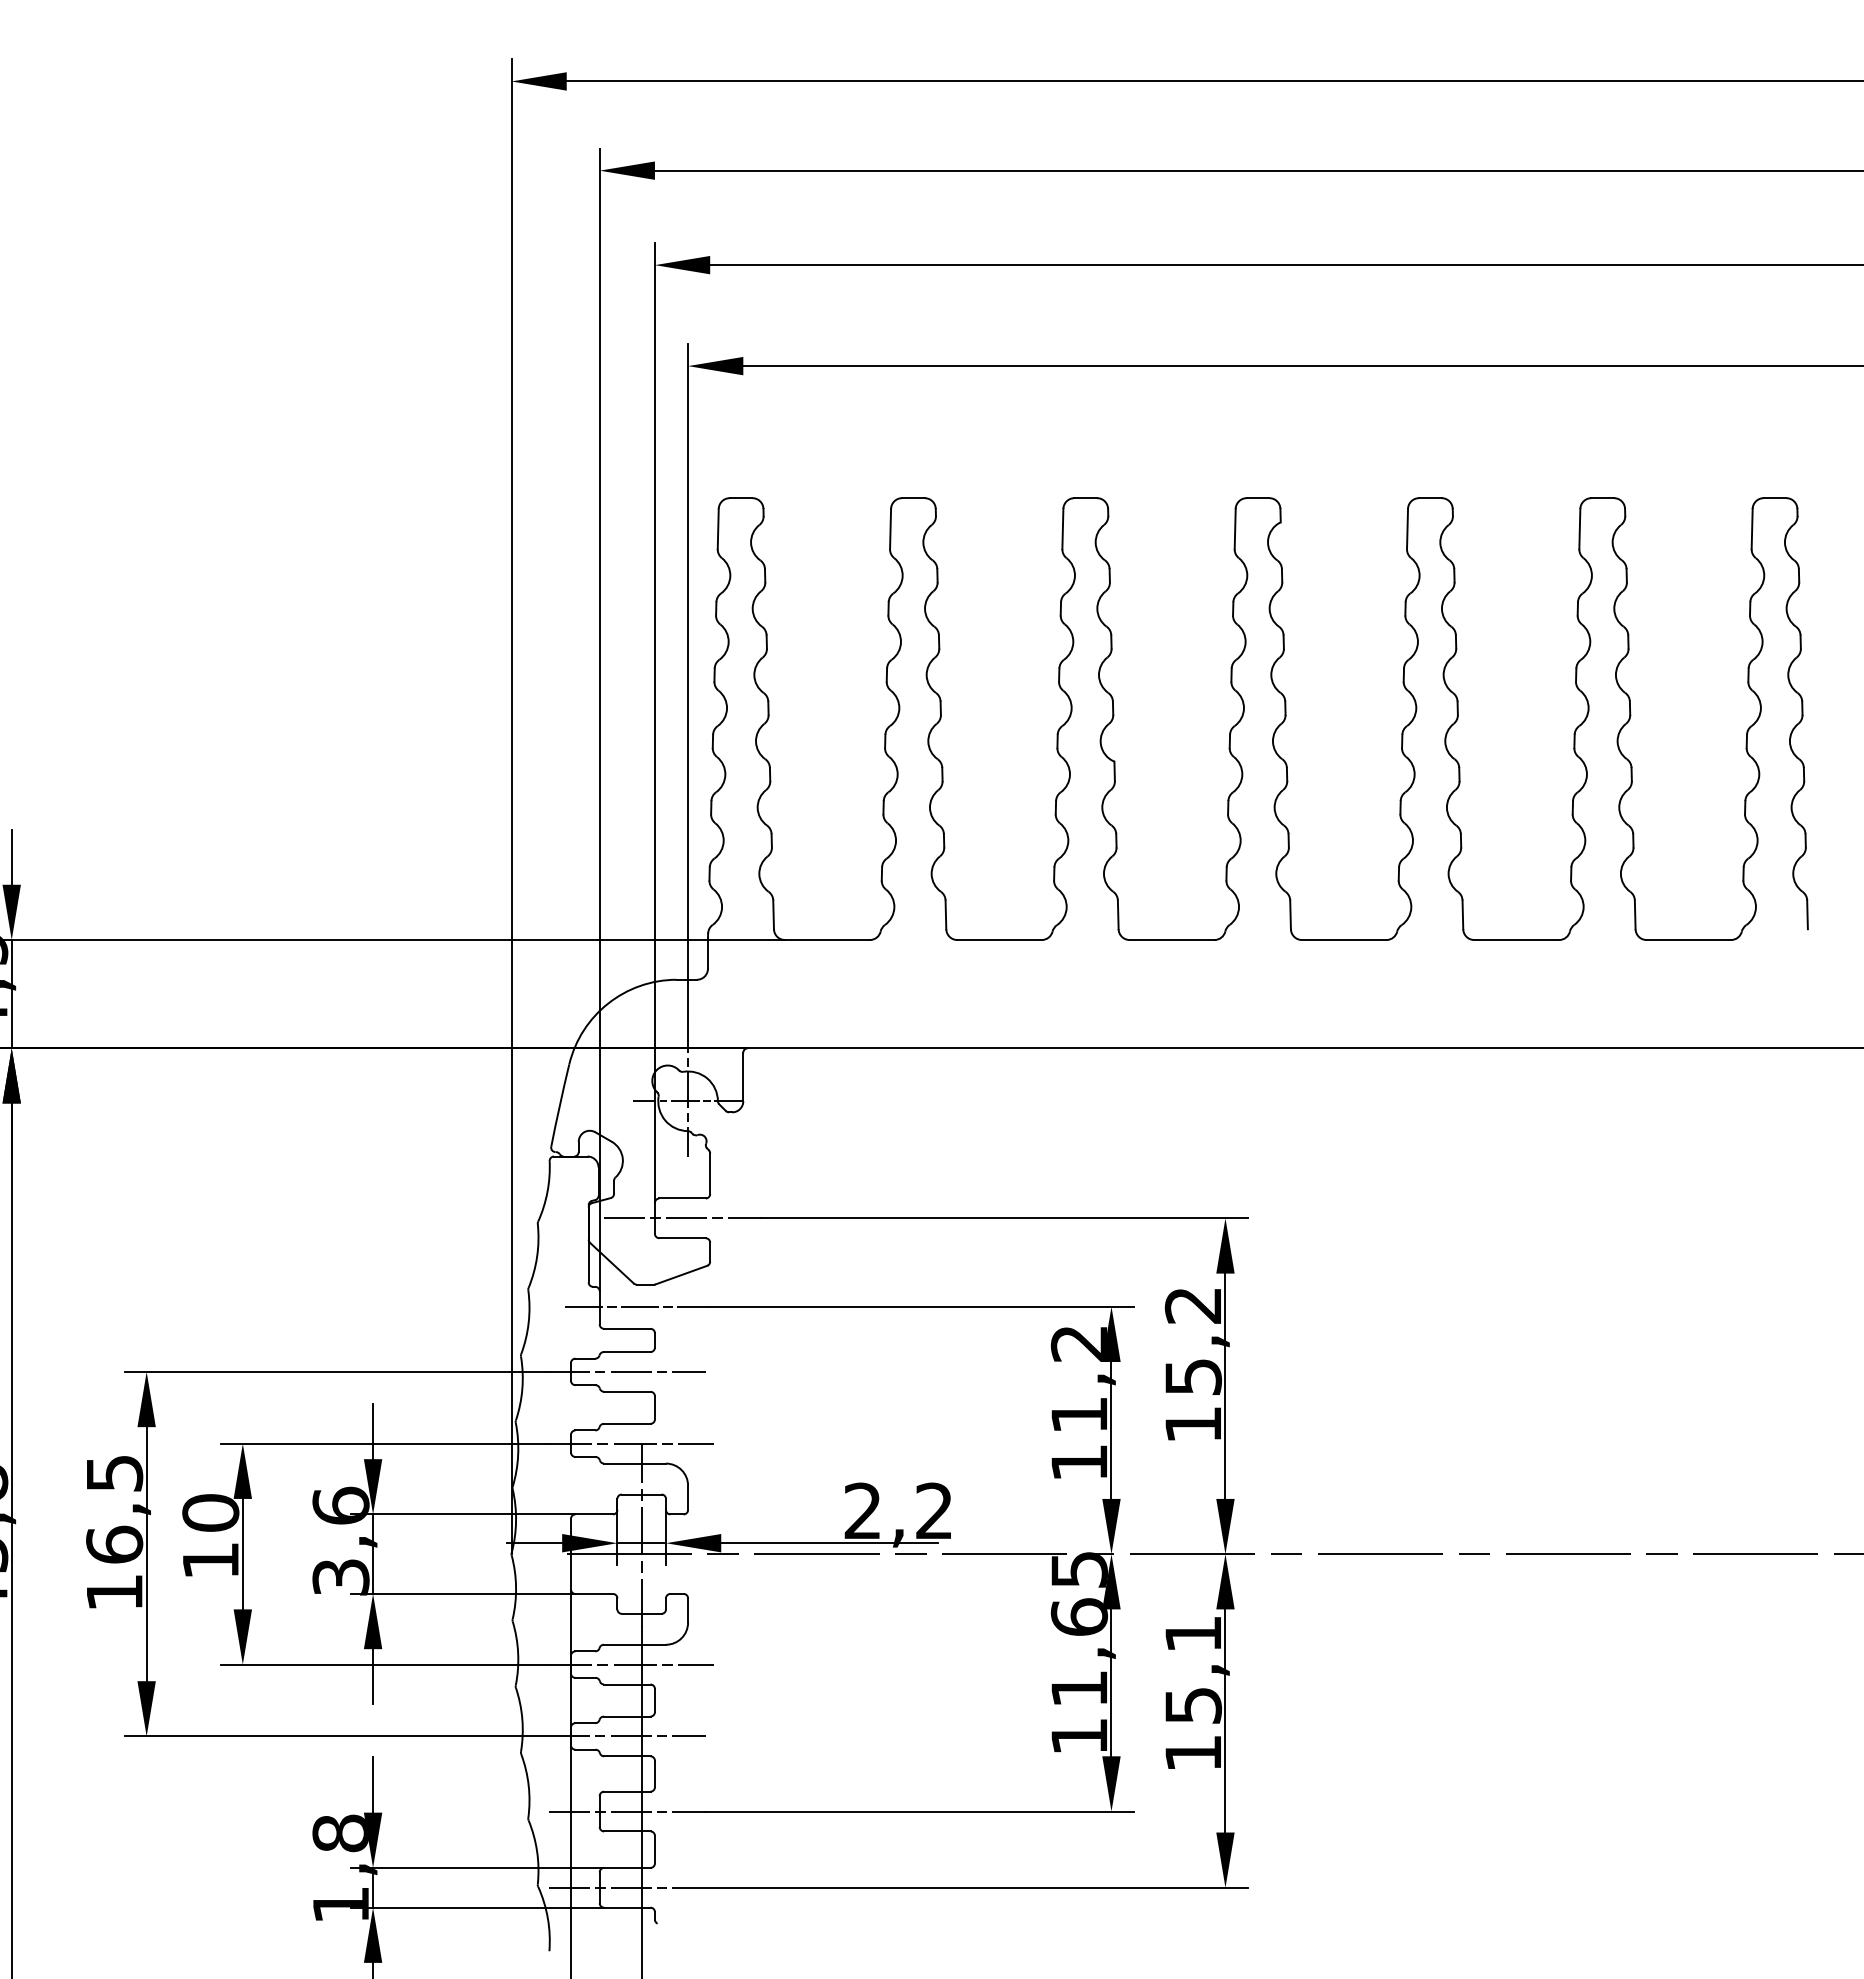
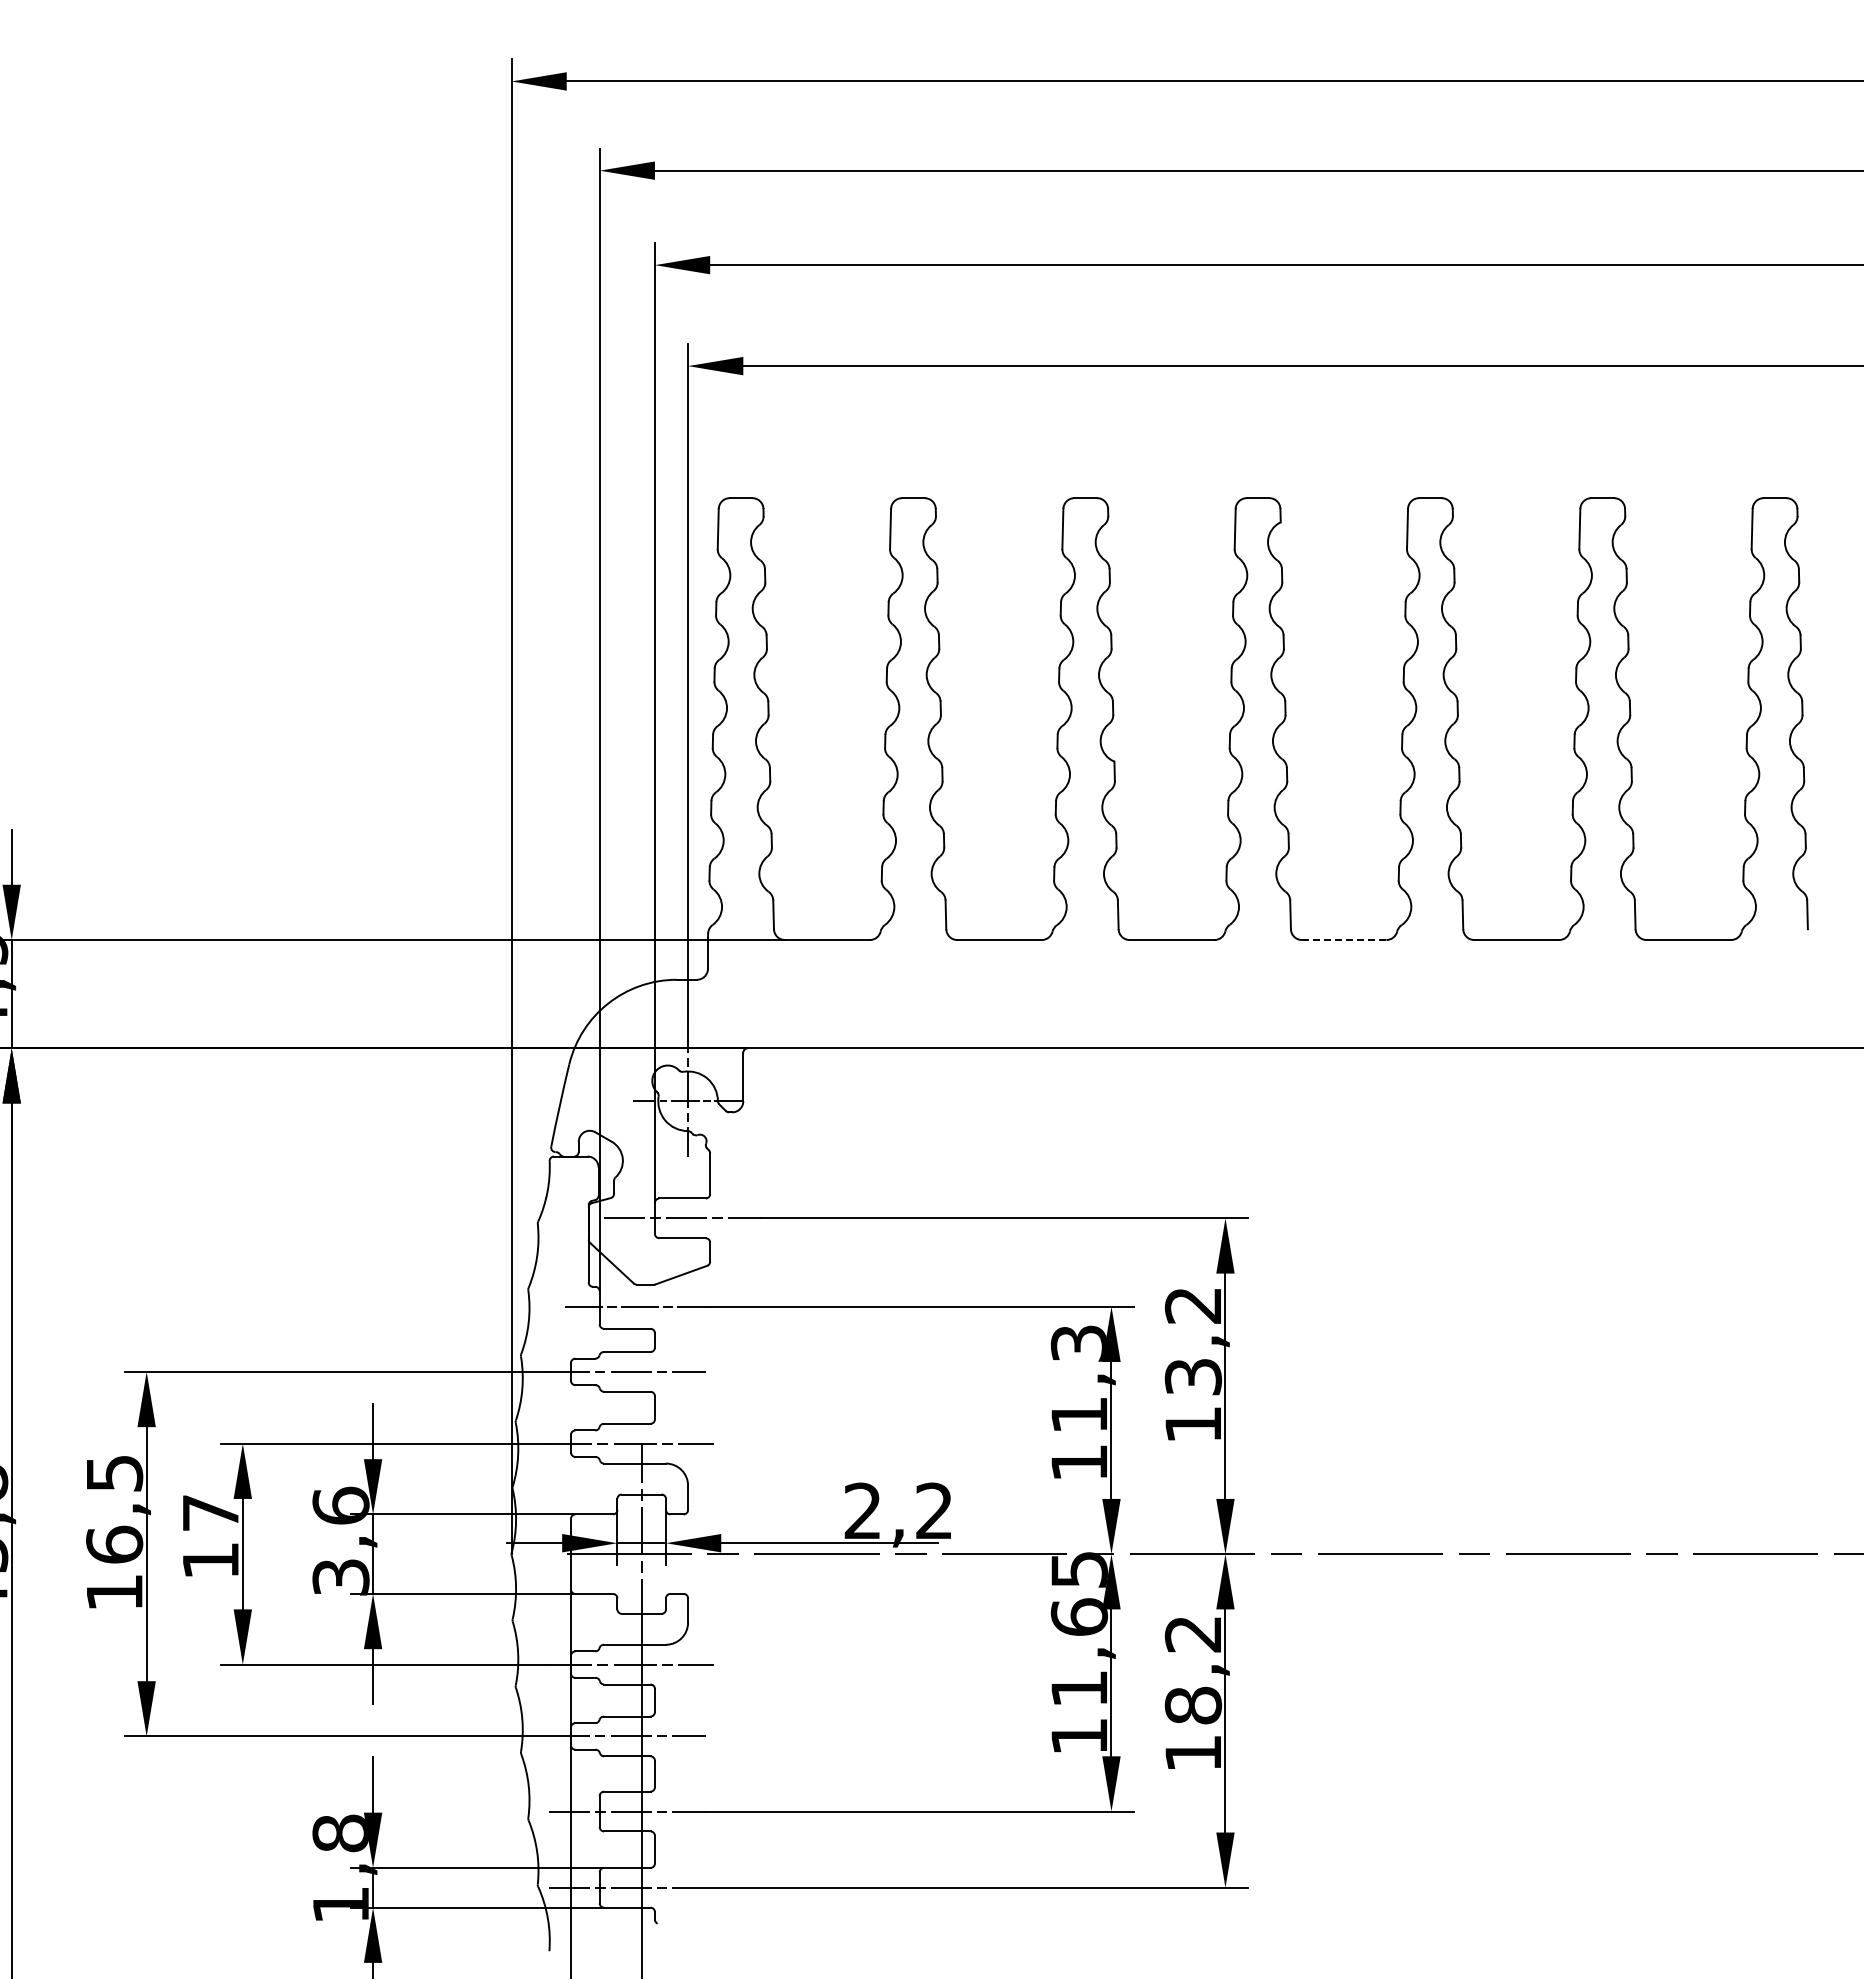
line: solid -> dashed (1344, 940)
text: 11,2 -> 11,3 (1078, 1343)
text: 15,2 -> 13,2 (1192, 1376)
text: 10 -> 17 (210, 1512)
text: 15,1 -> 18,2 (1193, 1670)
